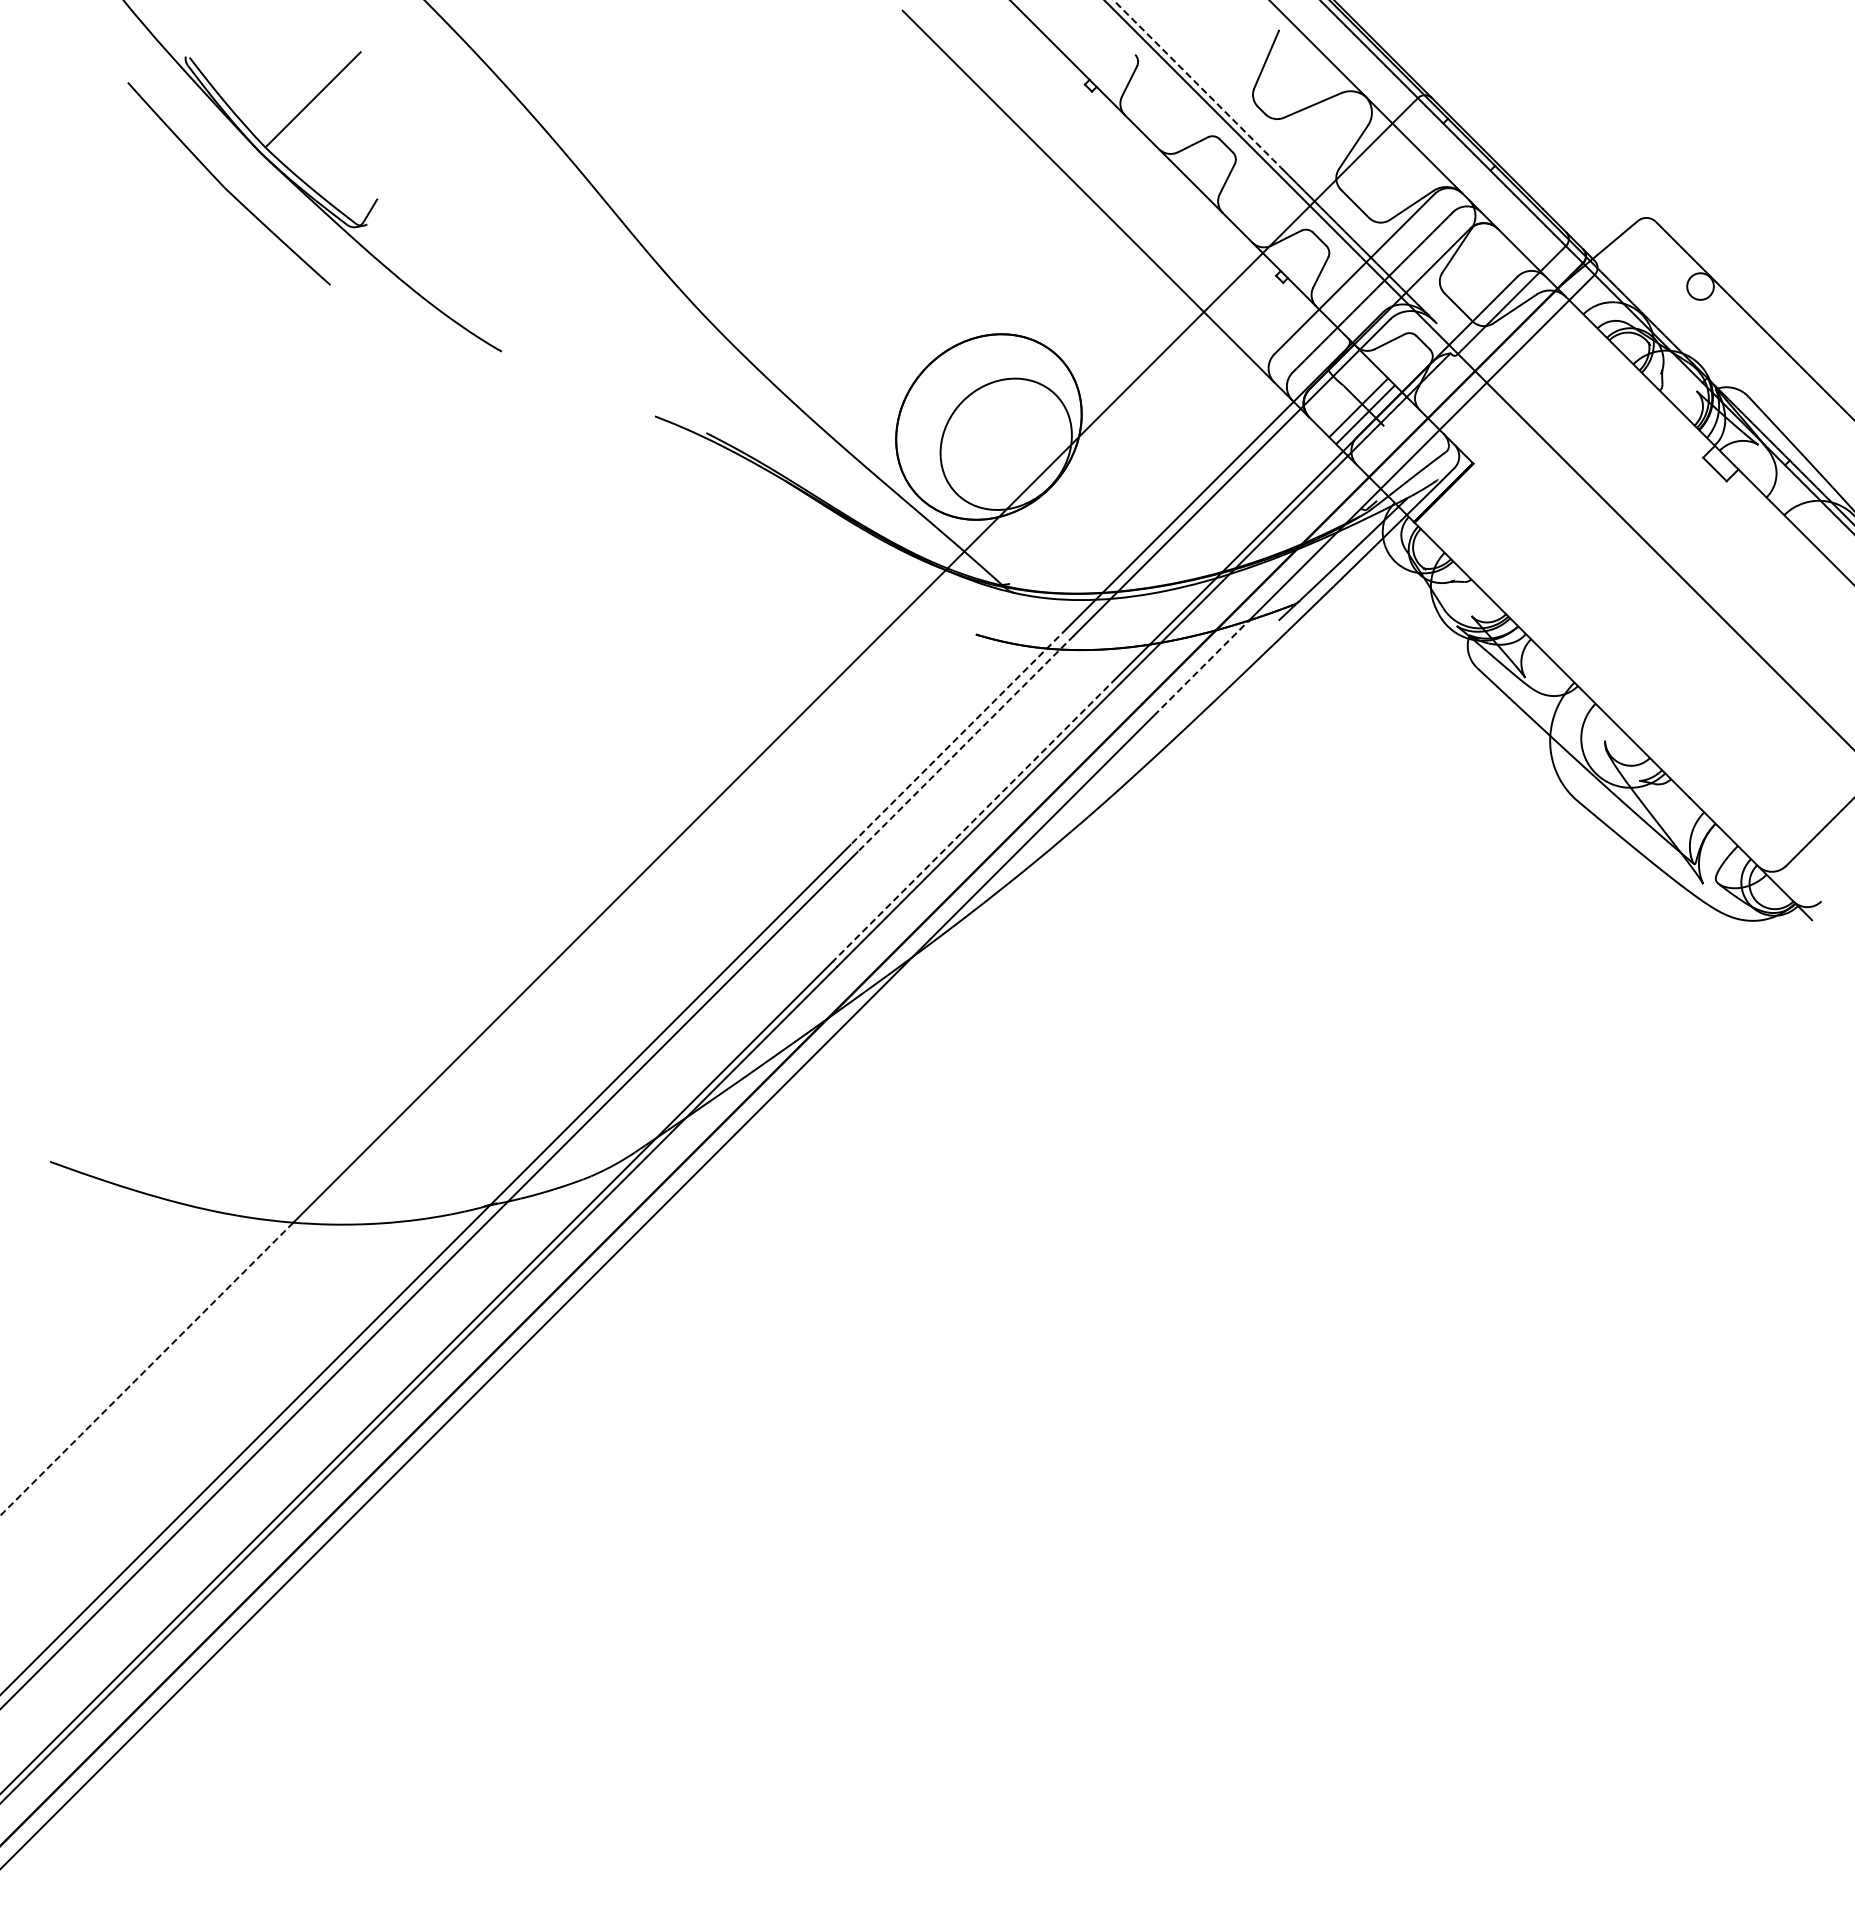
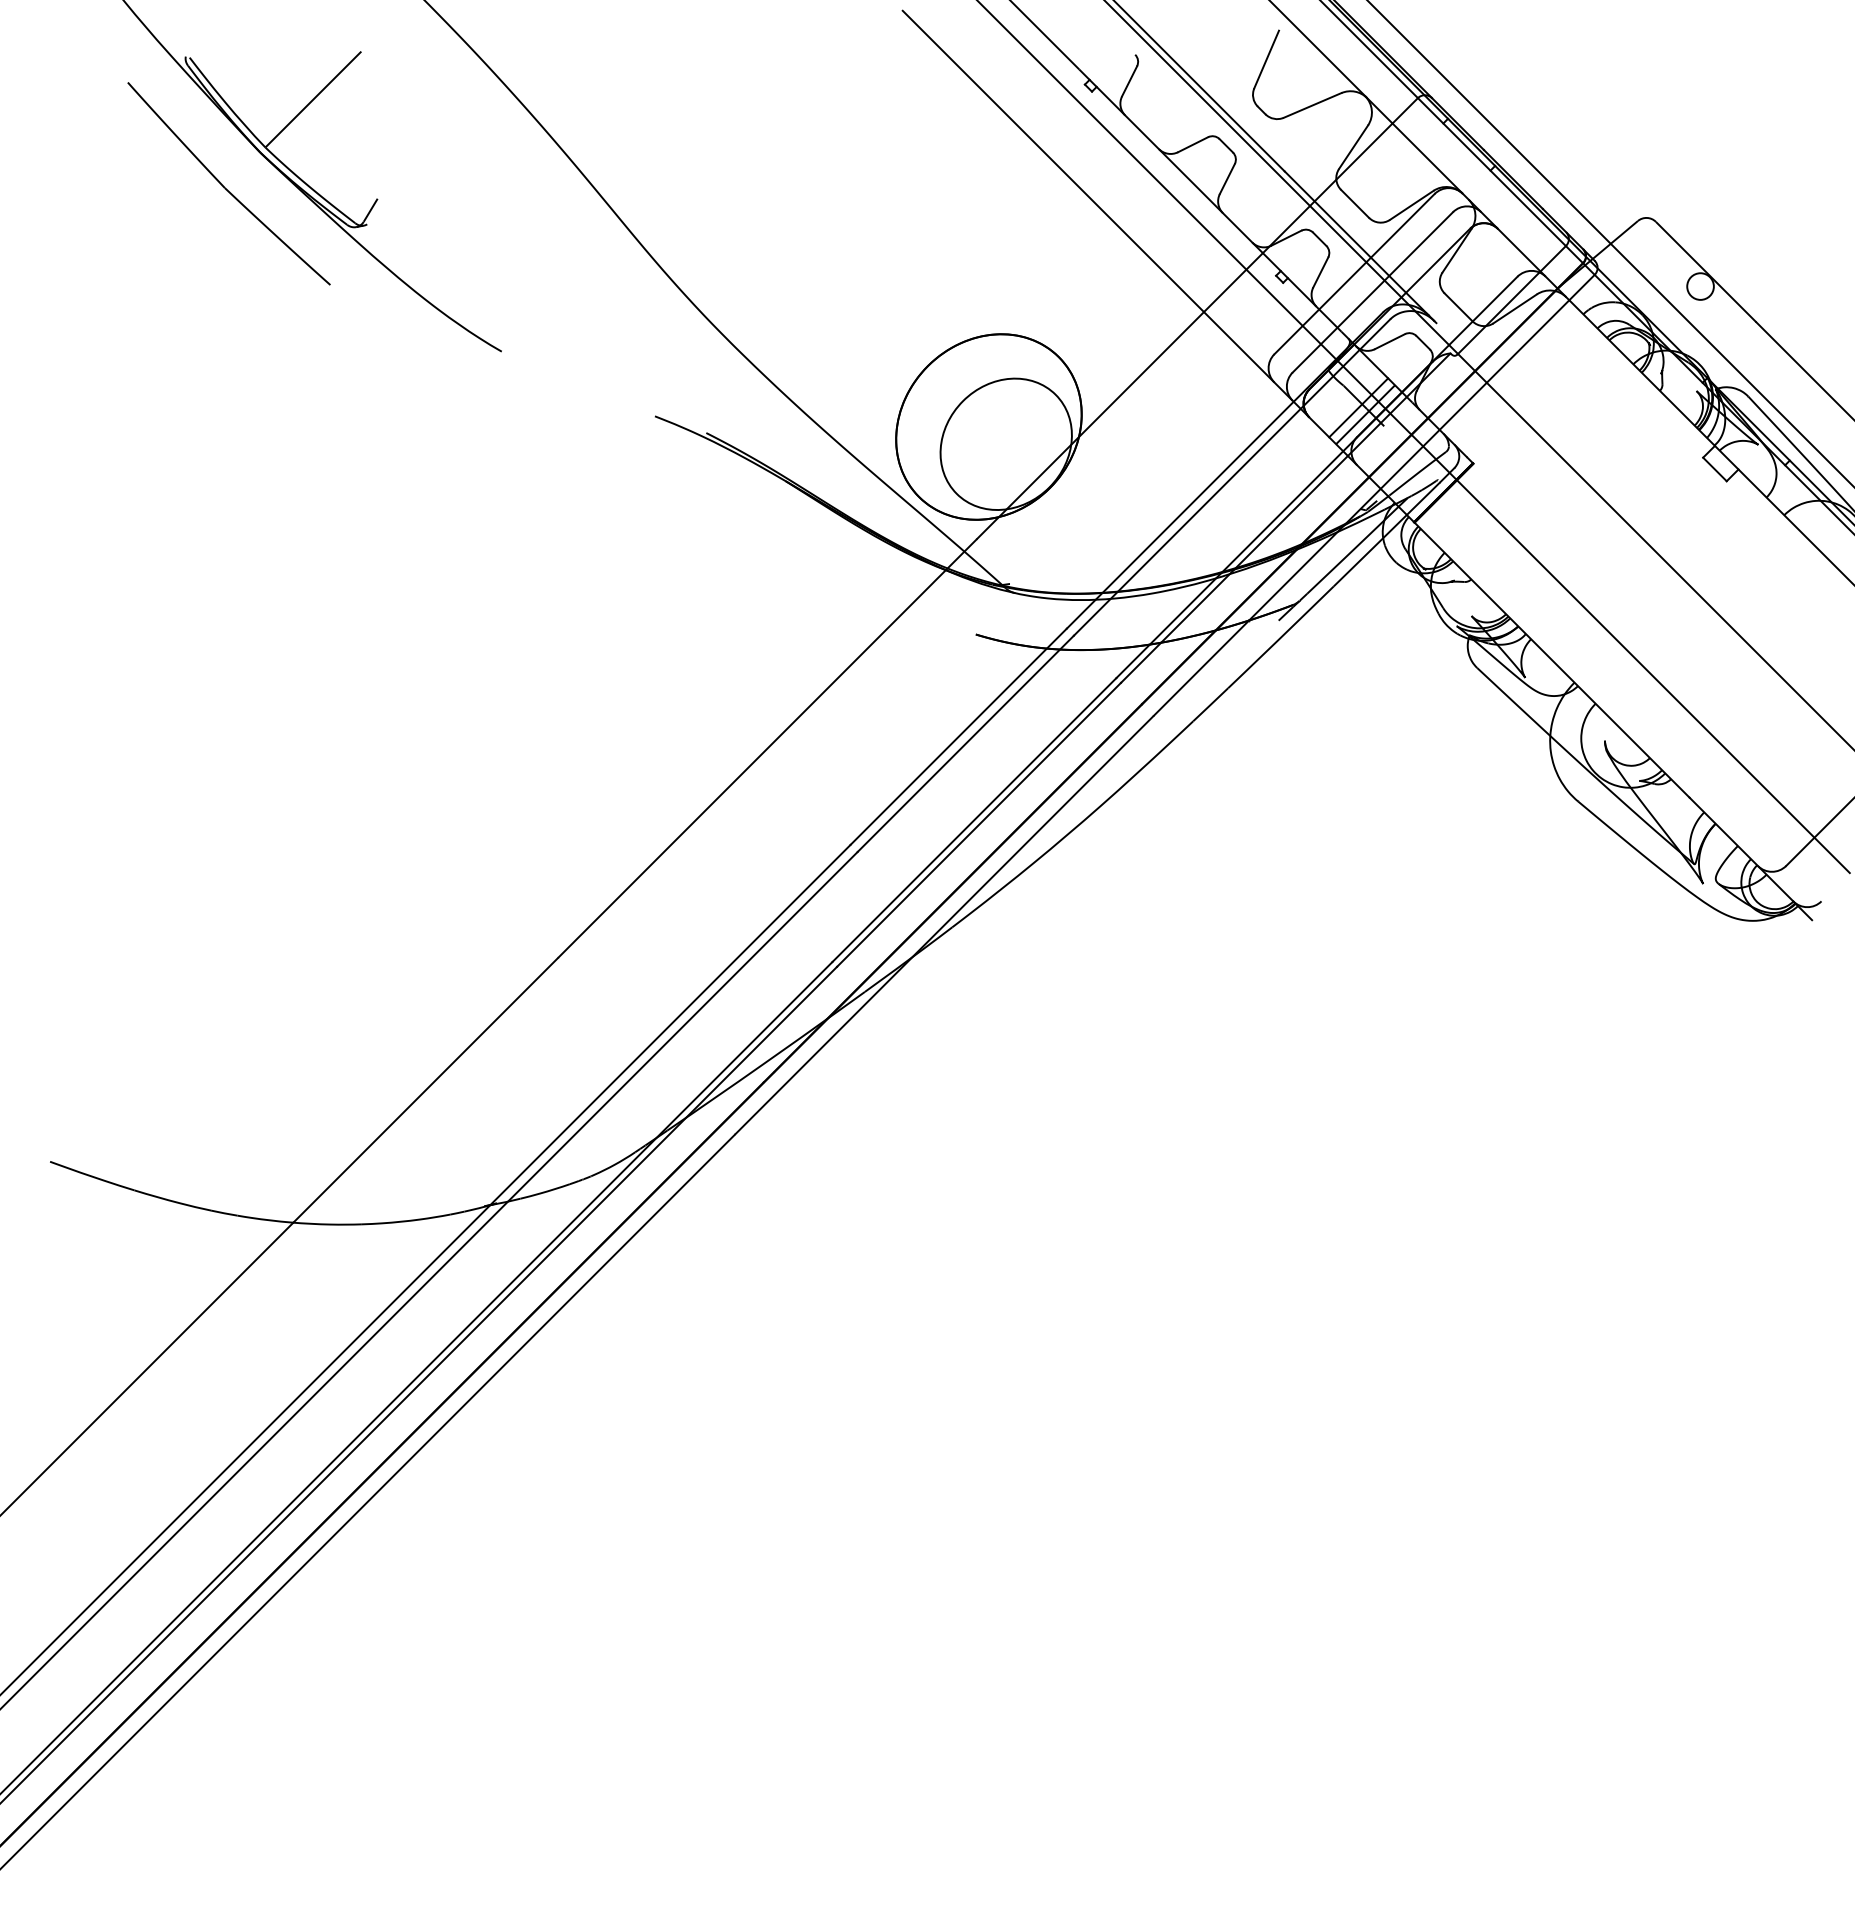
line: dashed -> solid (1199, 85)
line: none -> present (1610, 243)
line: none -> present (1414, 437)
line: dashed -> solid (1201, 667)
line: dashed -> solid (958, 736)
line: dashed -> solid (965, 743)
line: dashed -> solid (974, 820)
line: dashed -> solid (147, 1369)
